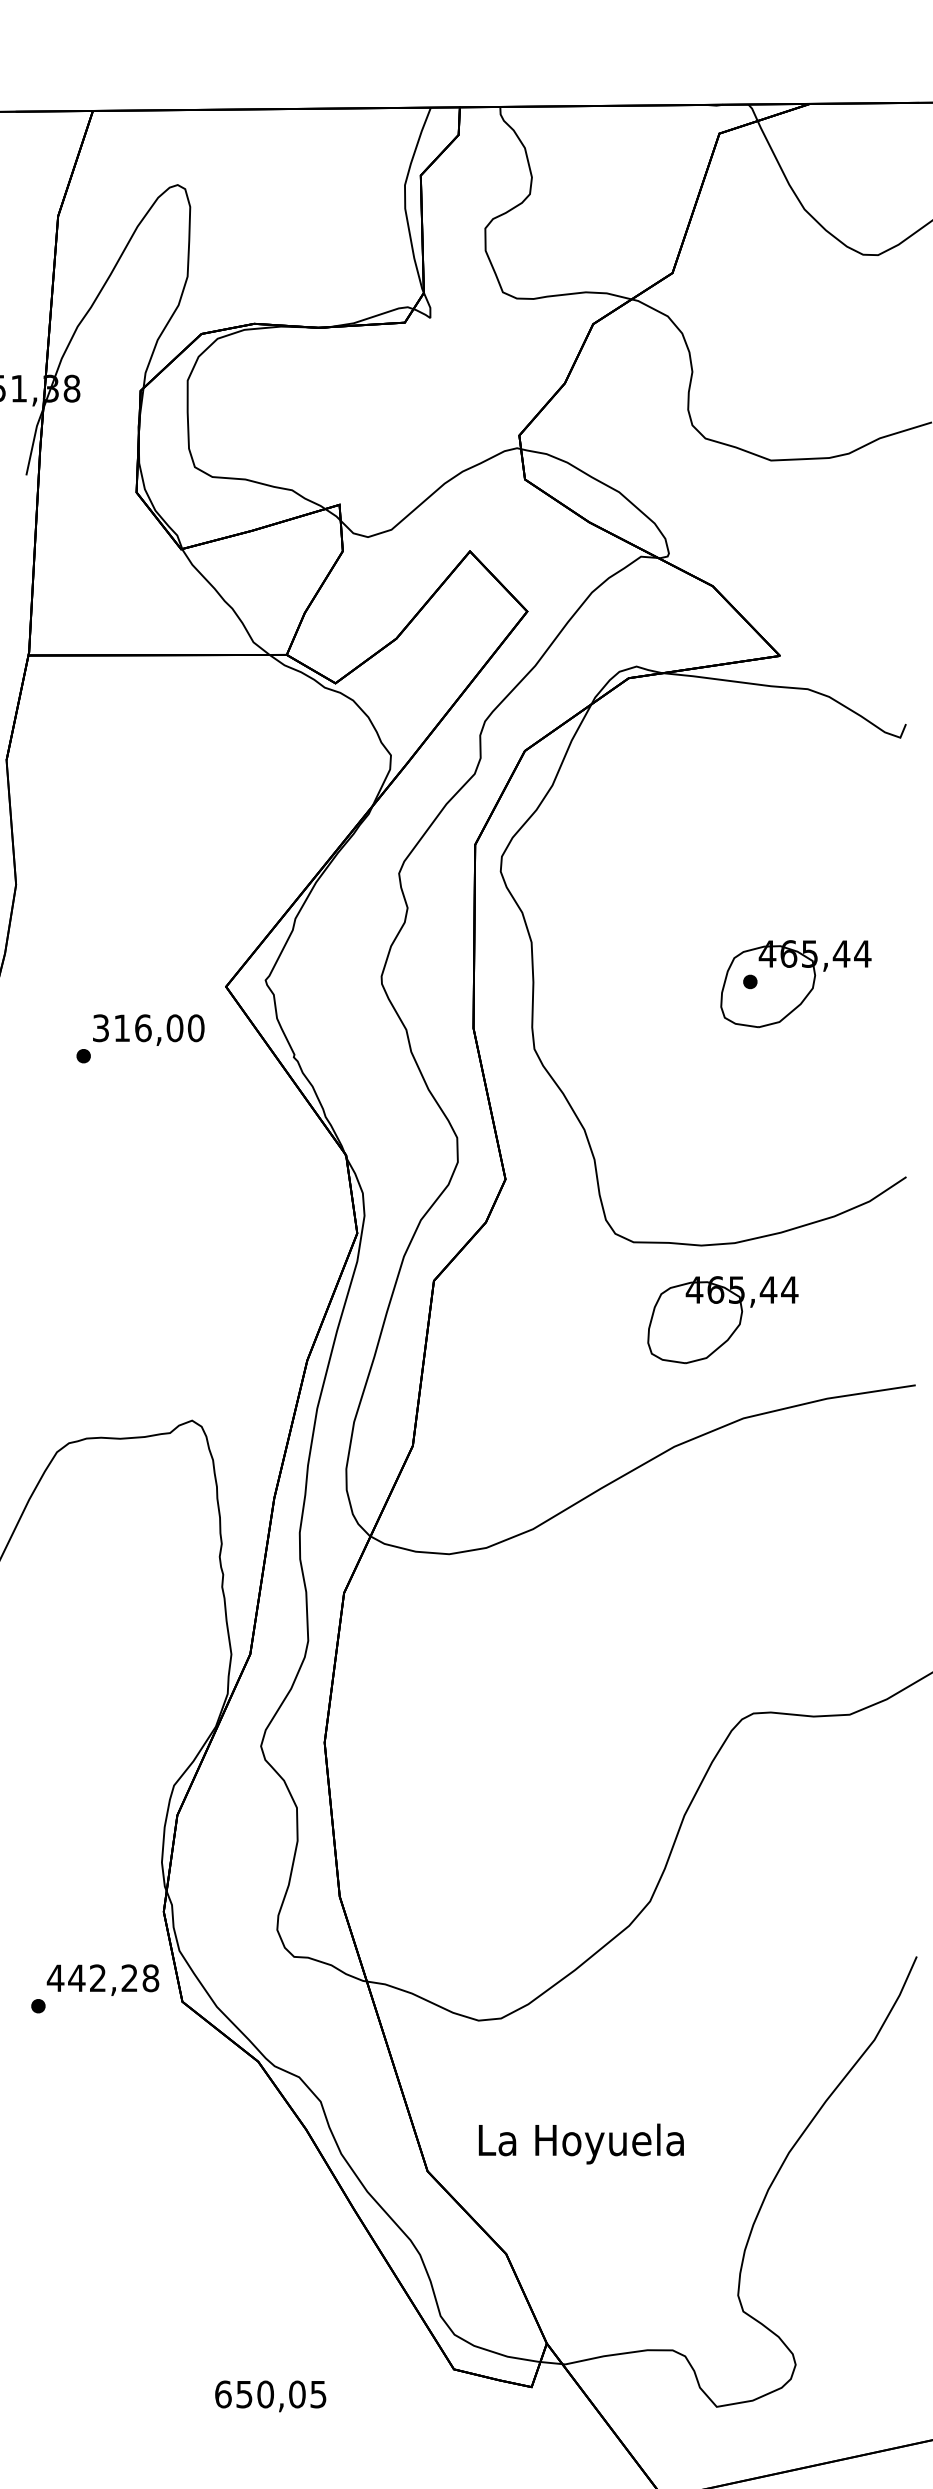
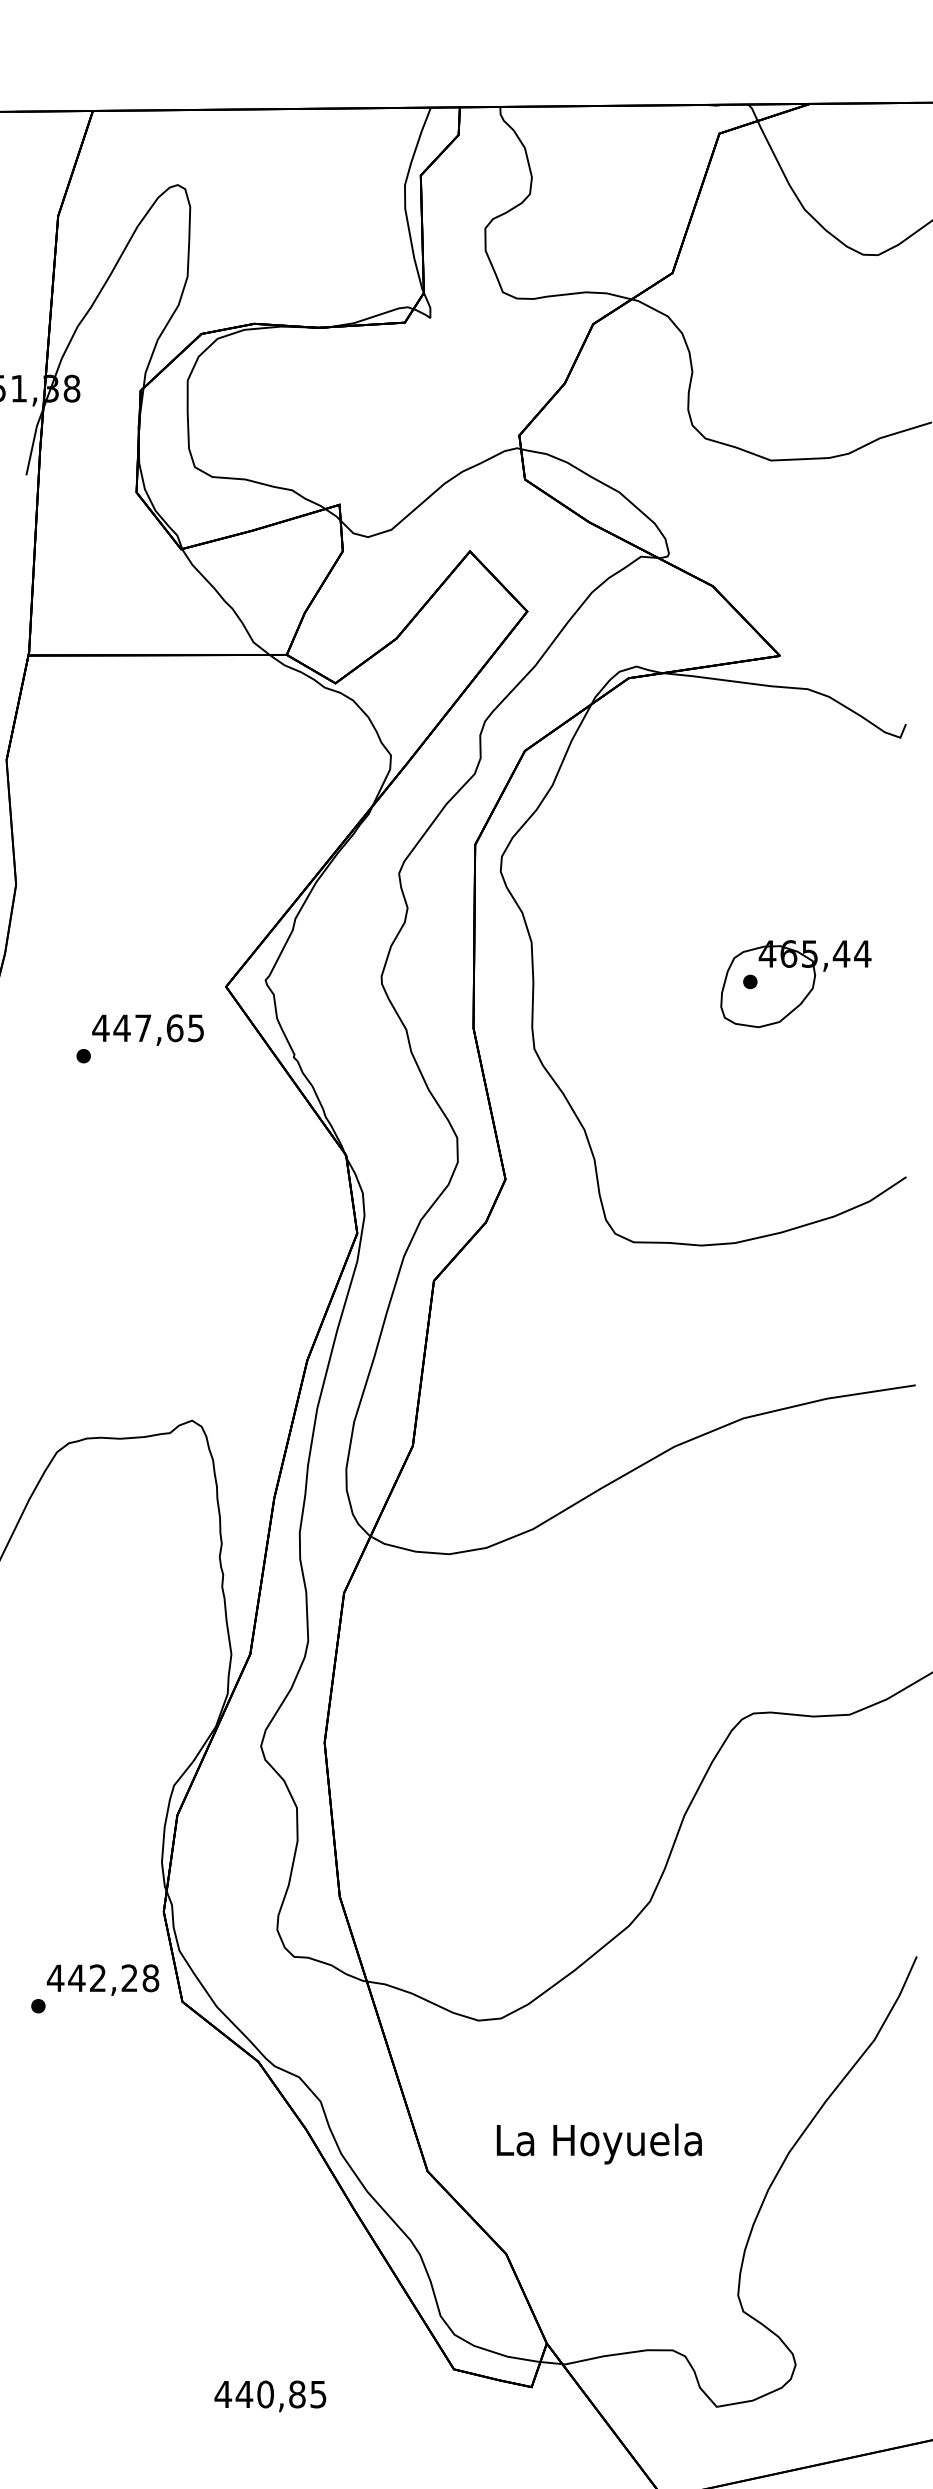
text: 316,00 -> 447,65 (148, 1028)
part: present -> none (722, 1320)
text position: (581, 2143) -> (599, 2143) (599, 2143)
text: 650,05 -> 440,85 (259, 2394)
